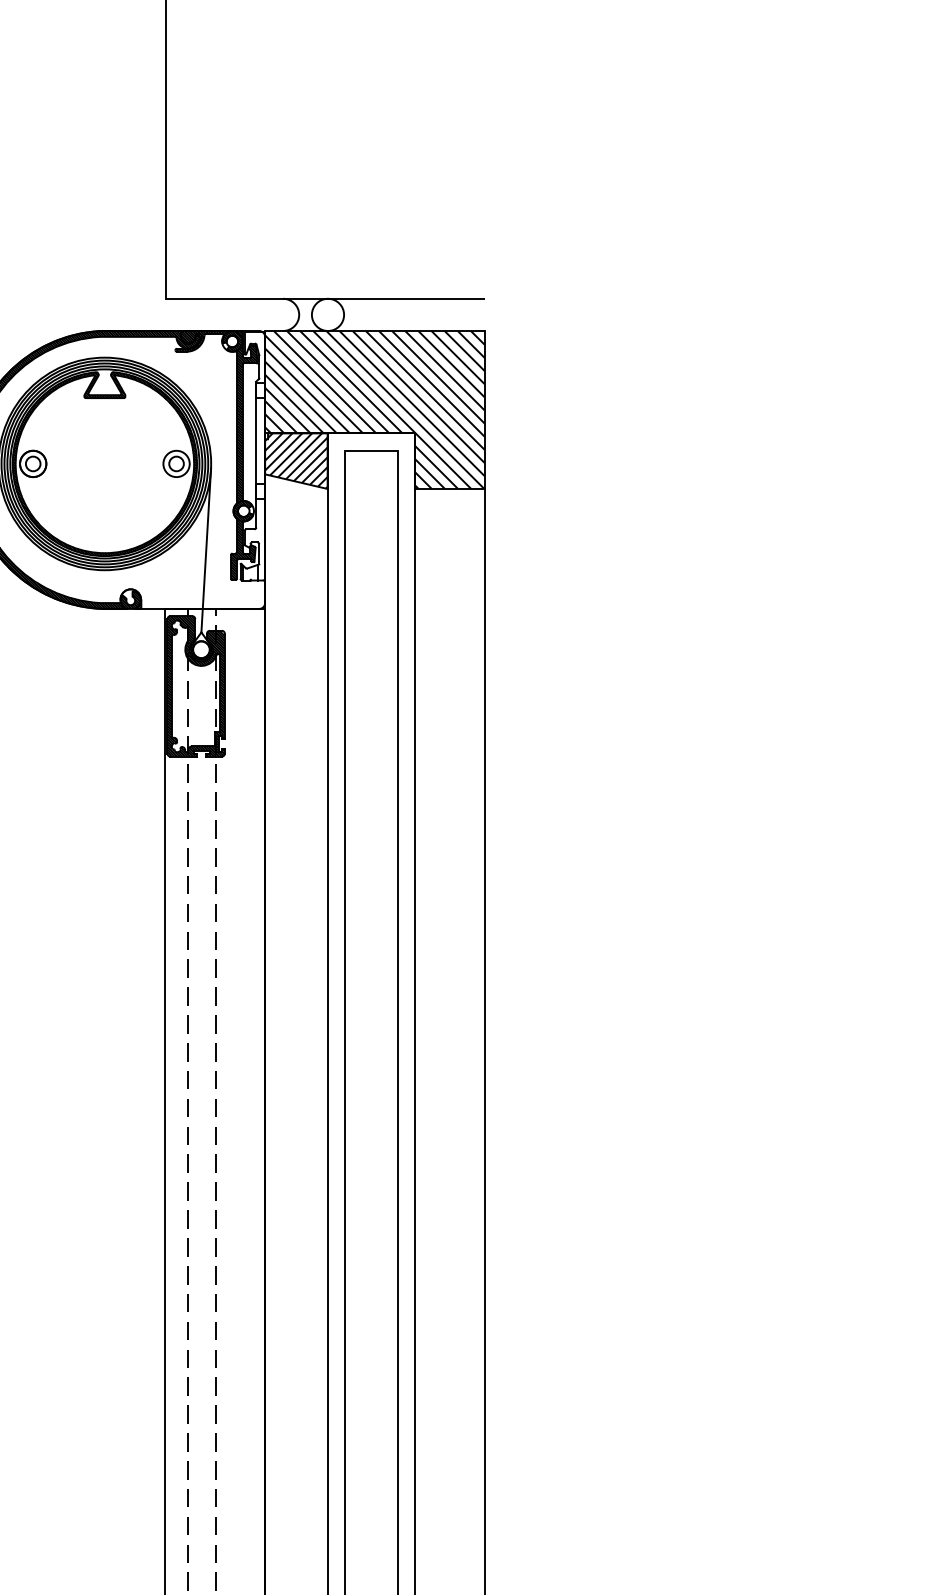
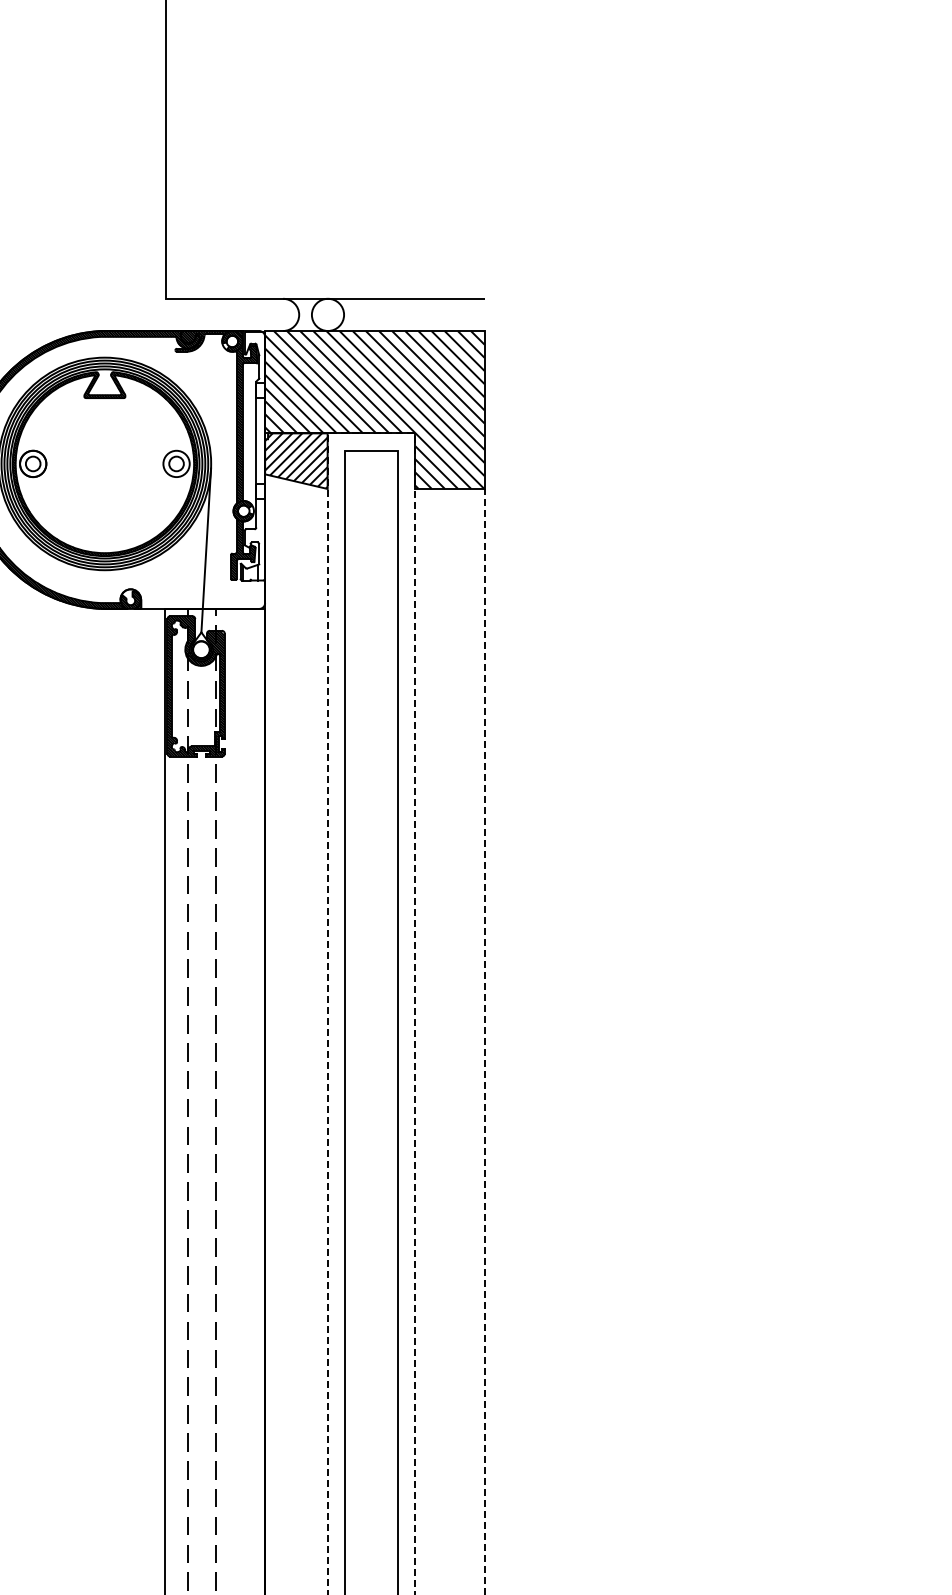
line: solid -> dashed (371, 433)
line: solid -> dashed (484, 1041)
